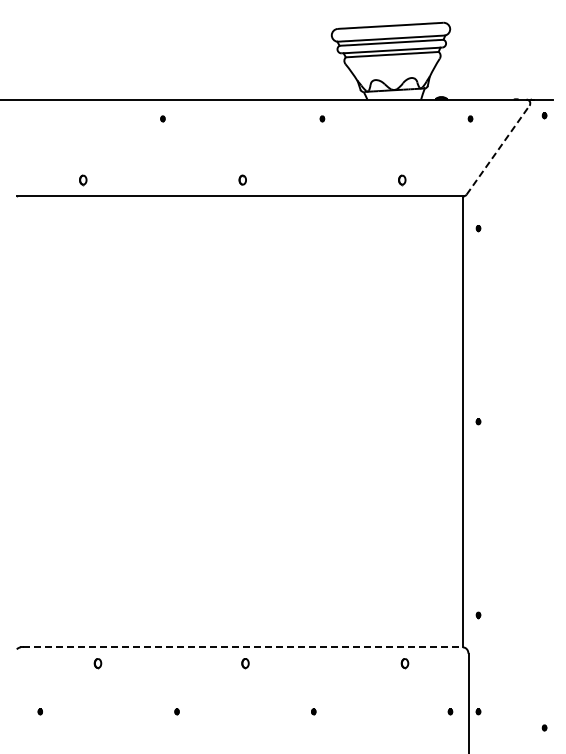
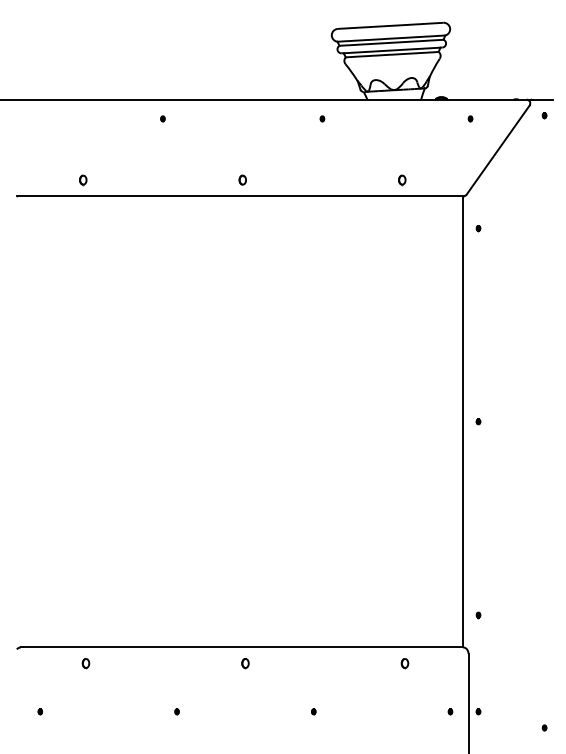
line: dashed -> solid (498, 149)
line: dashed -> solid (243, 647)
part position: (97, 663) -> (85, 663) (85, 663)
